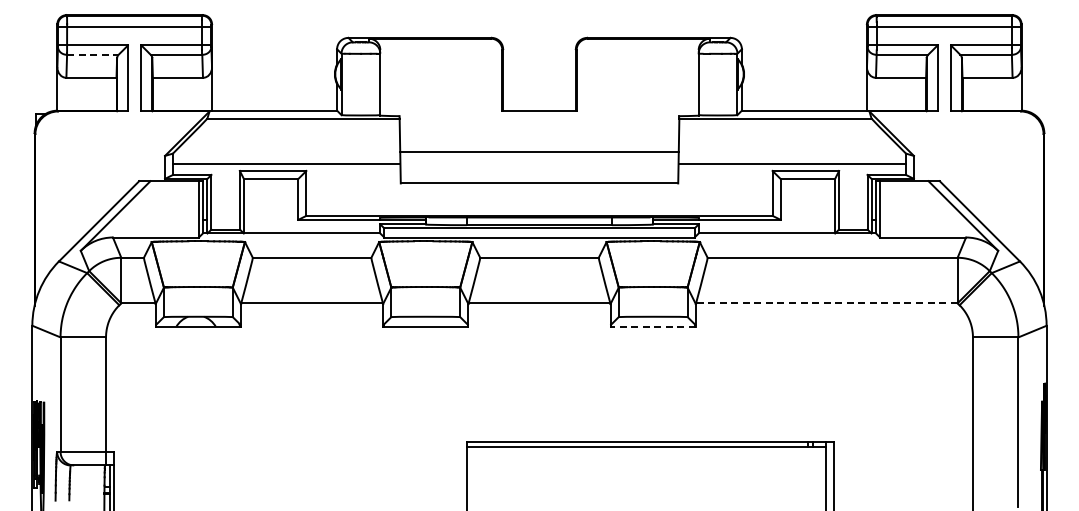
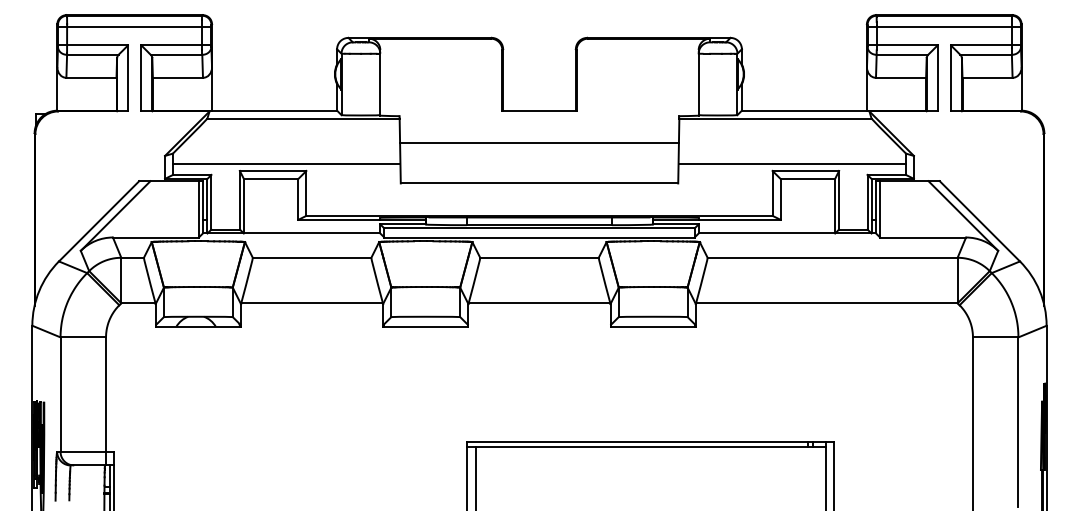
line: dashed -> solid (92, 54)
line position: (539, 151) -> (539, 142) (539, 142)
line: dashed -> solid (826, 303)
line: dashed -> solid (653, 326)
line: none -> present (476, 477)
